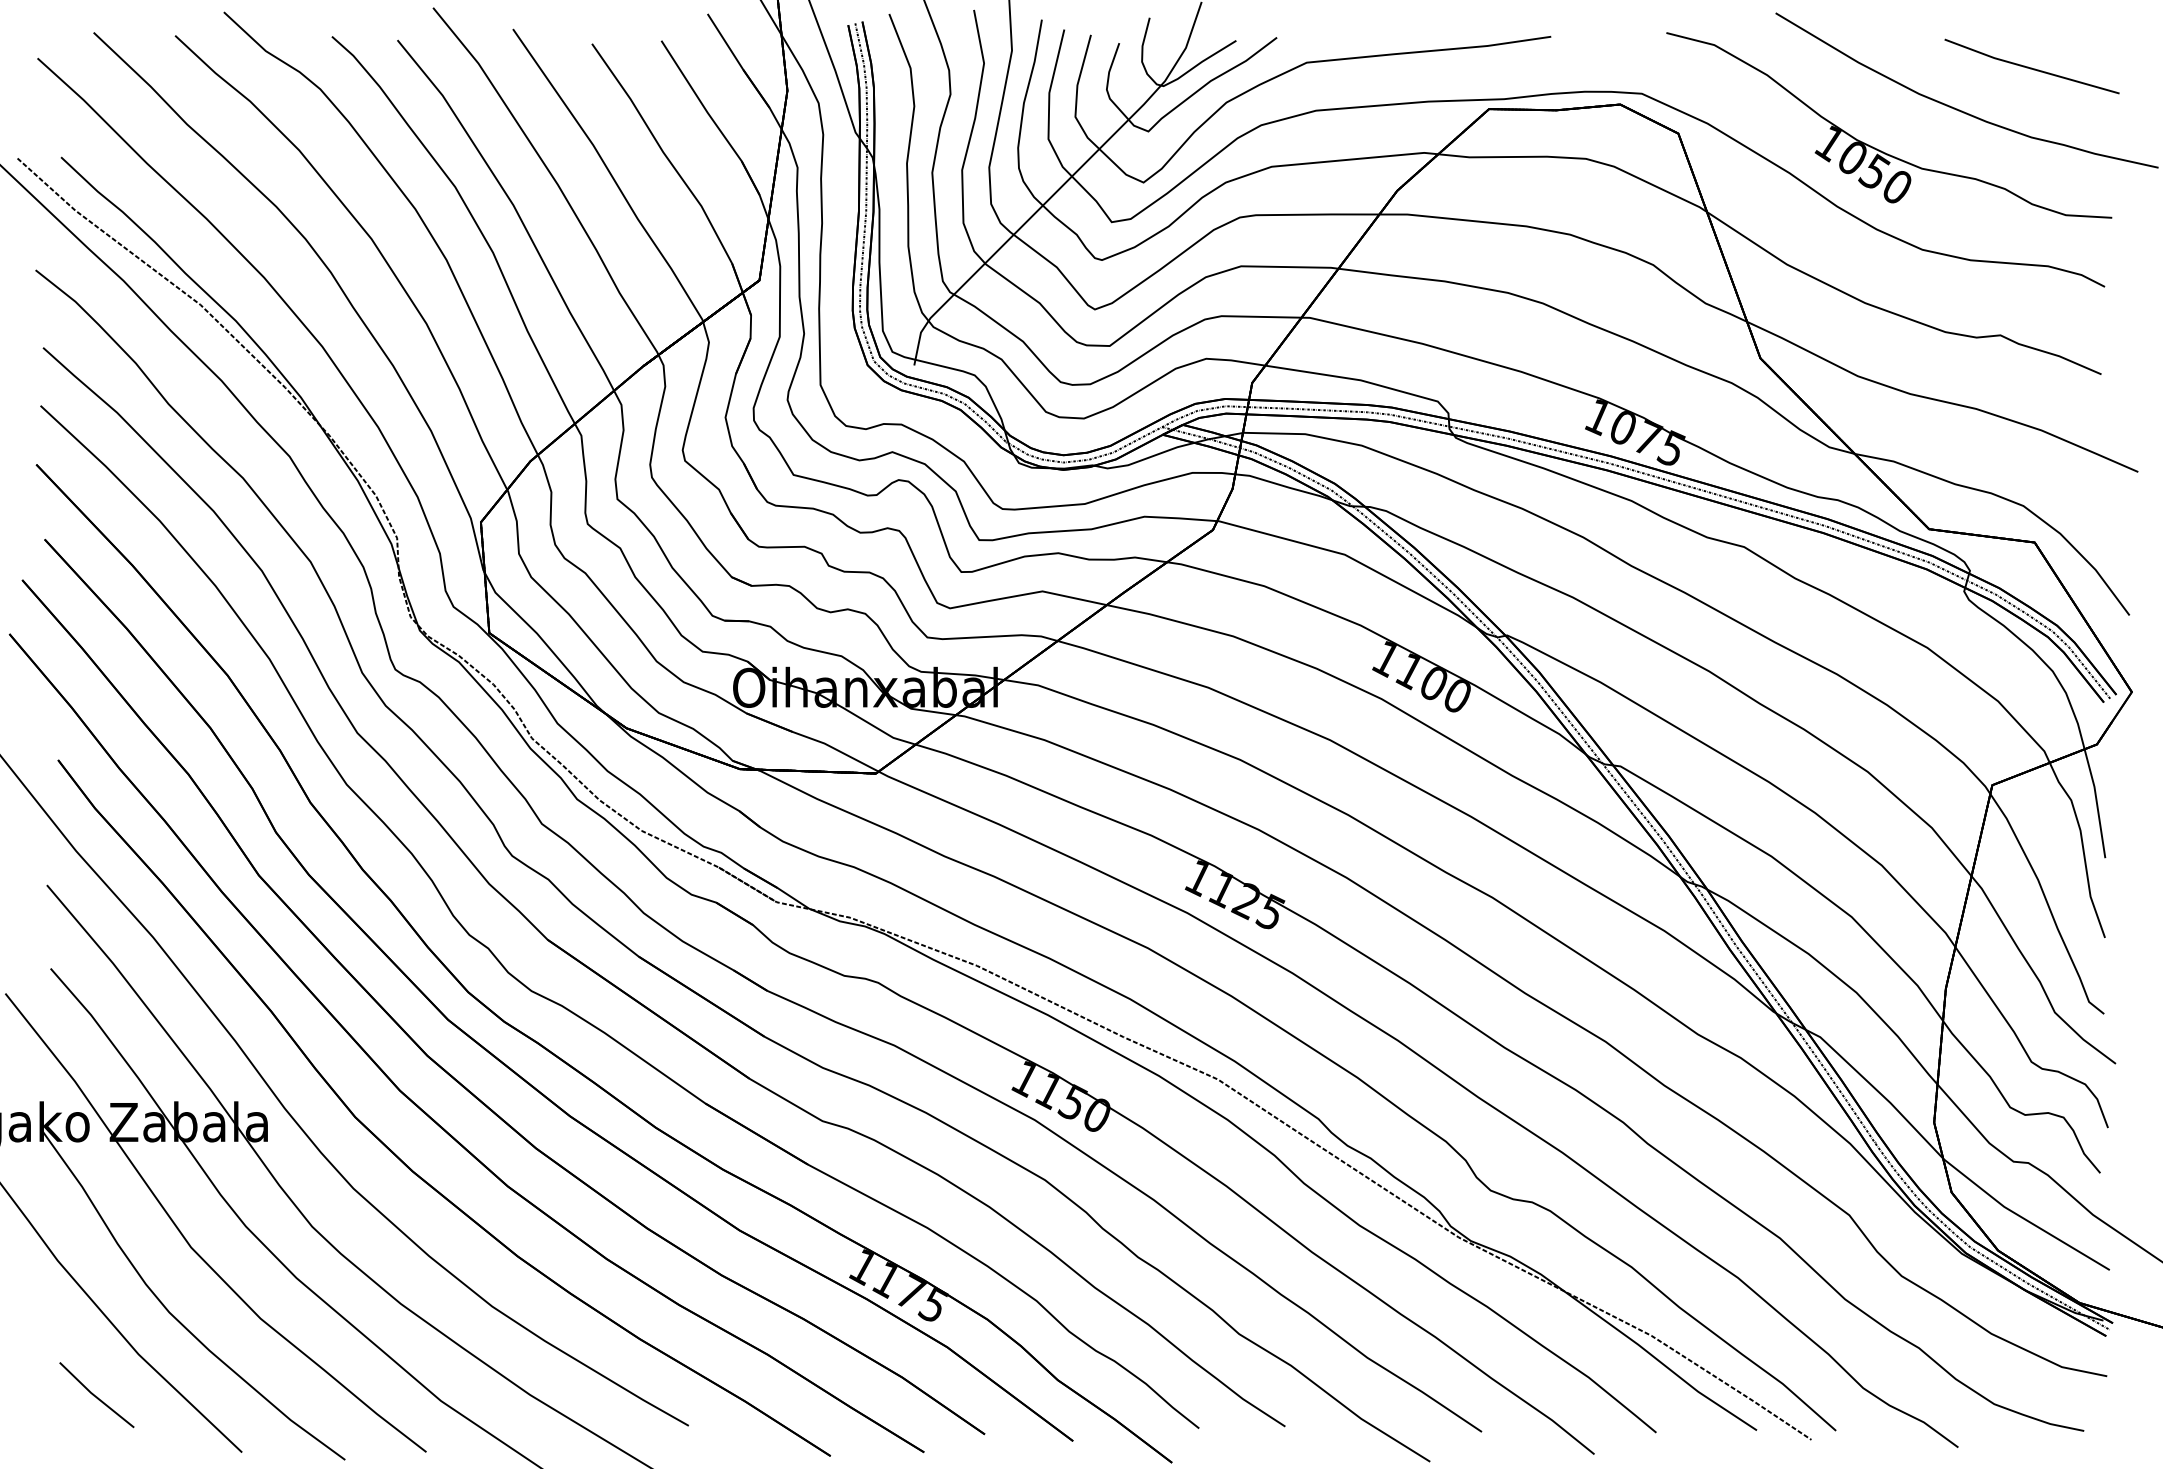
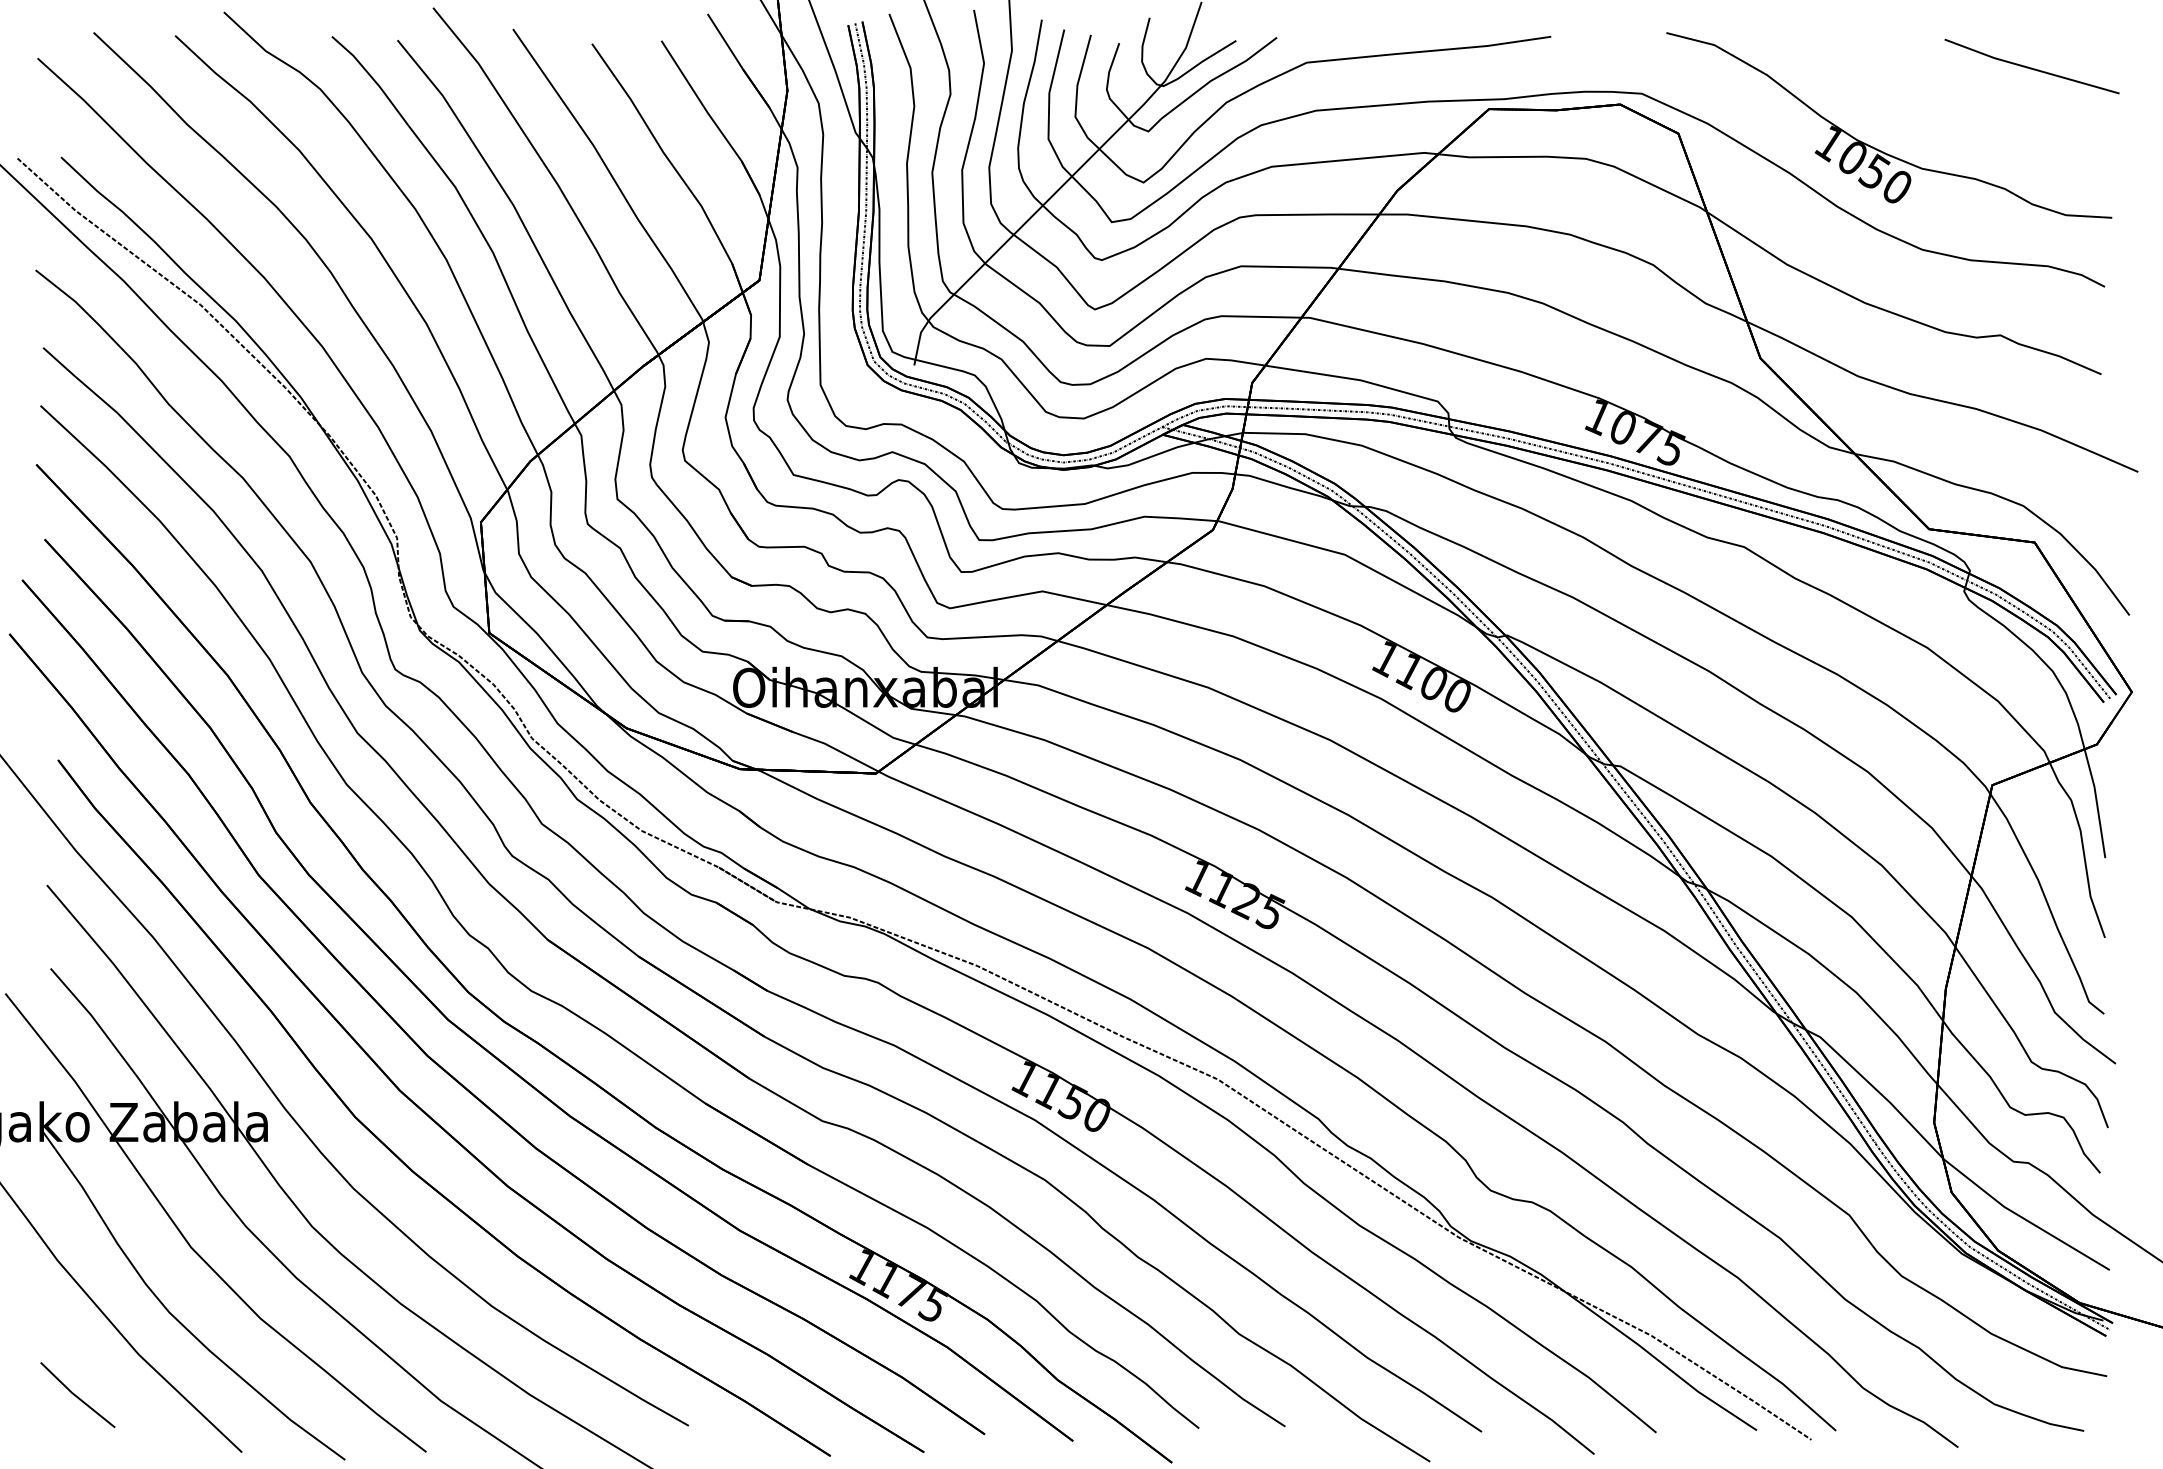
curve: present -> none (1957, 108)
line position: (95, 1395) -> (76, 1395) (76, 1395)
